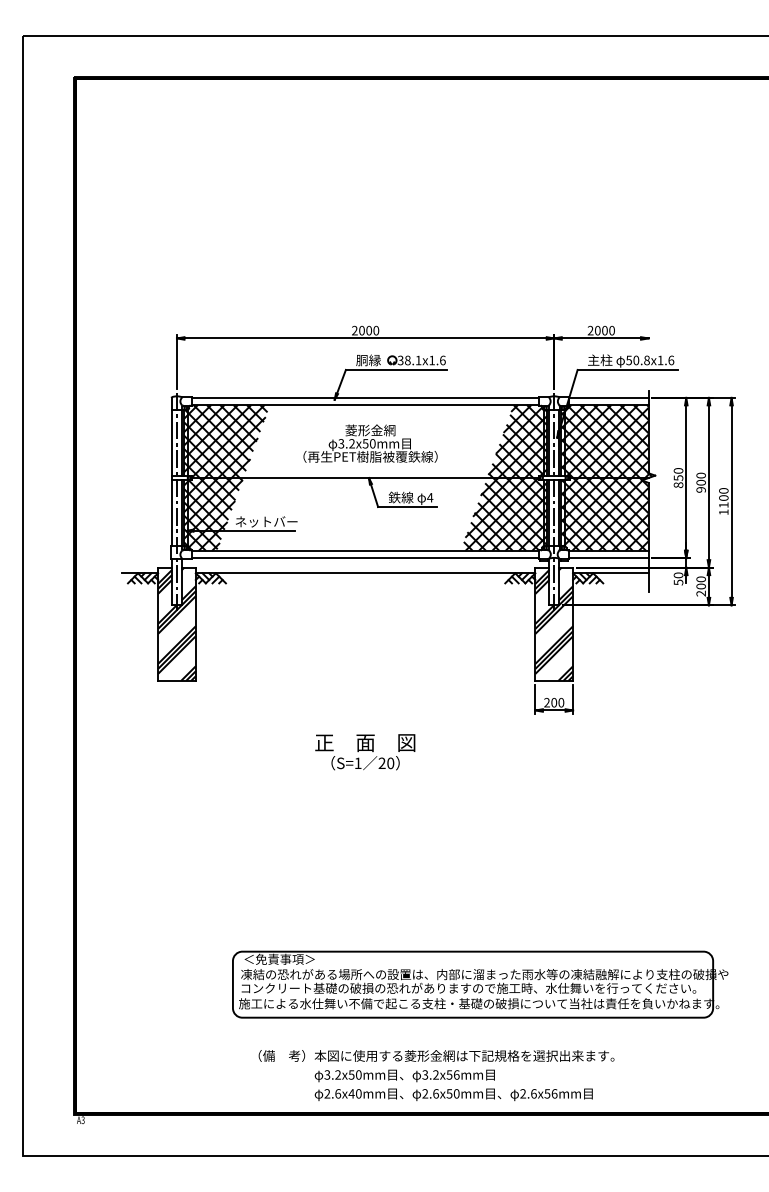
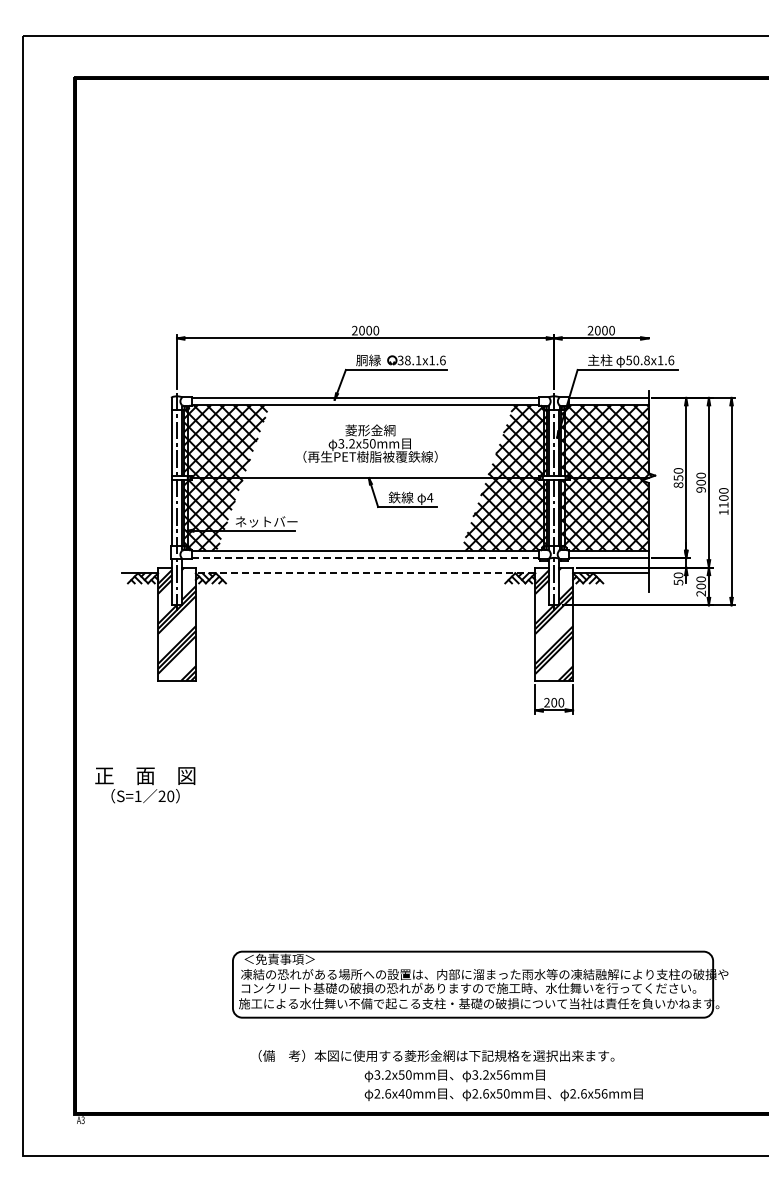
line: solid -> dashed (365, 558)
line: solid -> dashed (365, 573)
text position: (365, 752) -> (145, 785) (145, 785)
text position: (453, 1084) -> (503, 1084) (503, 1084)
